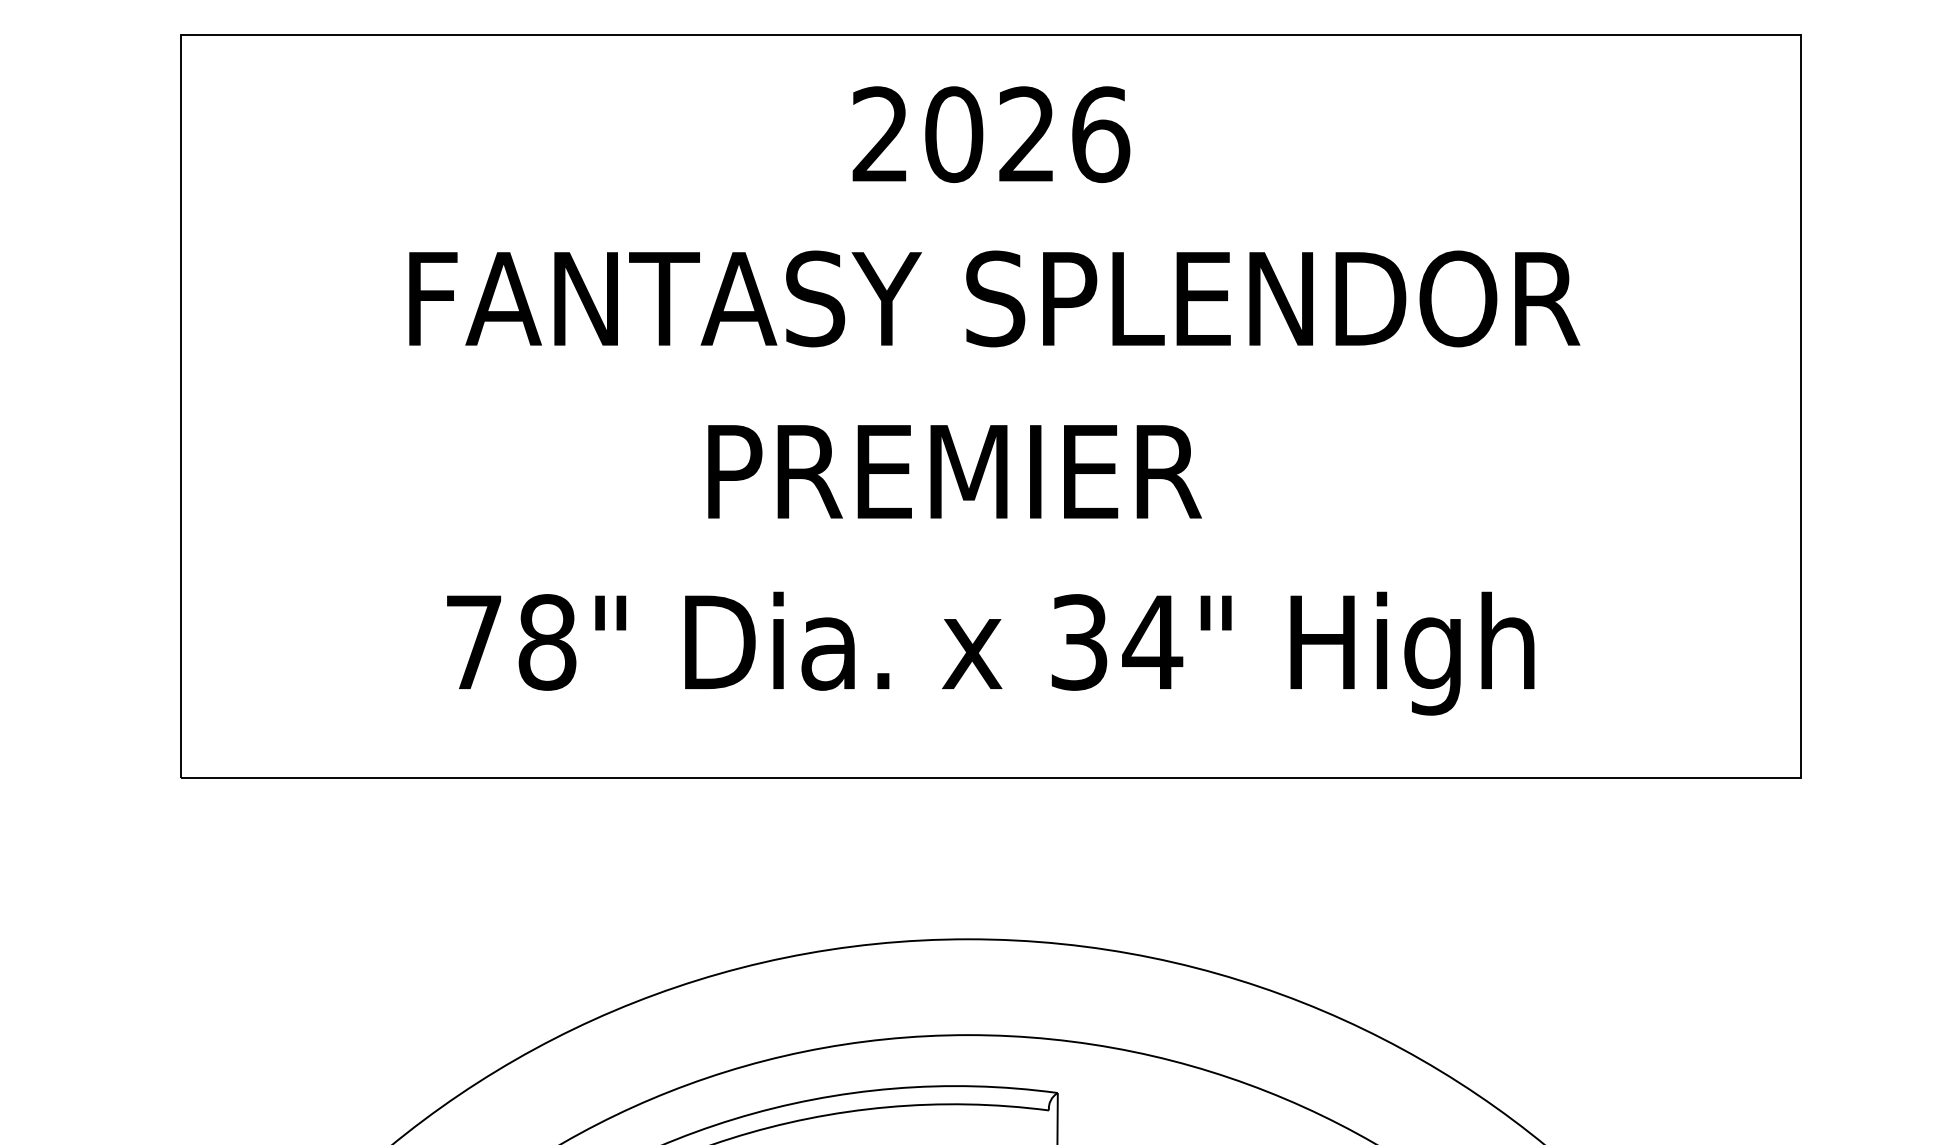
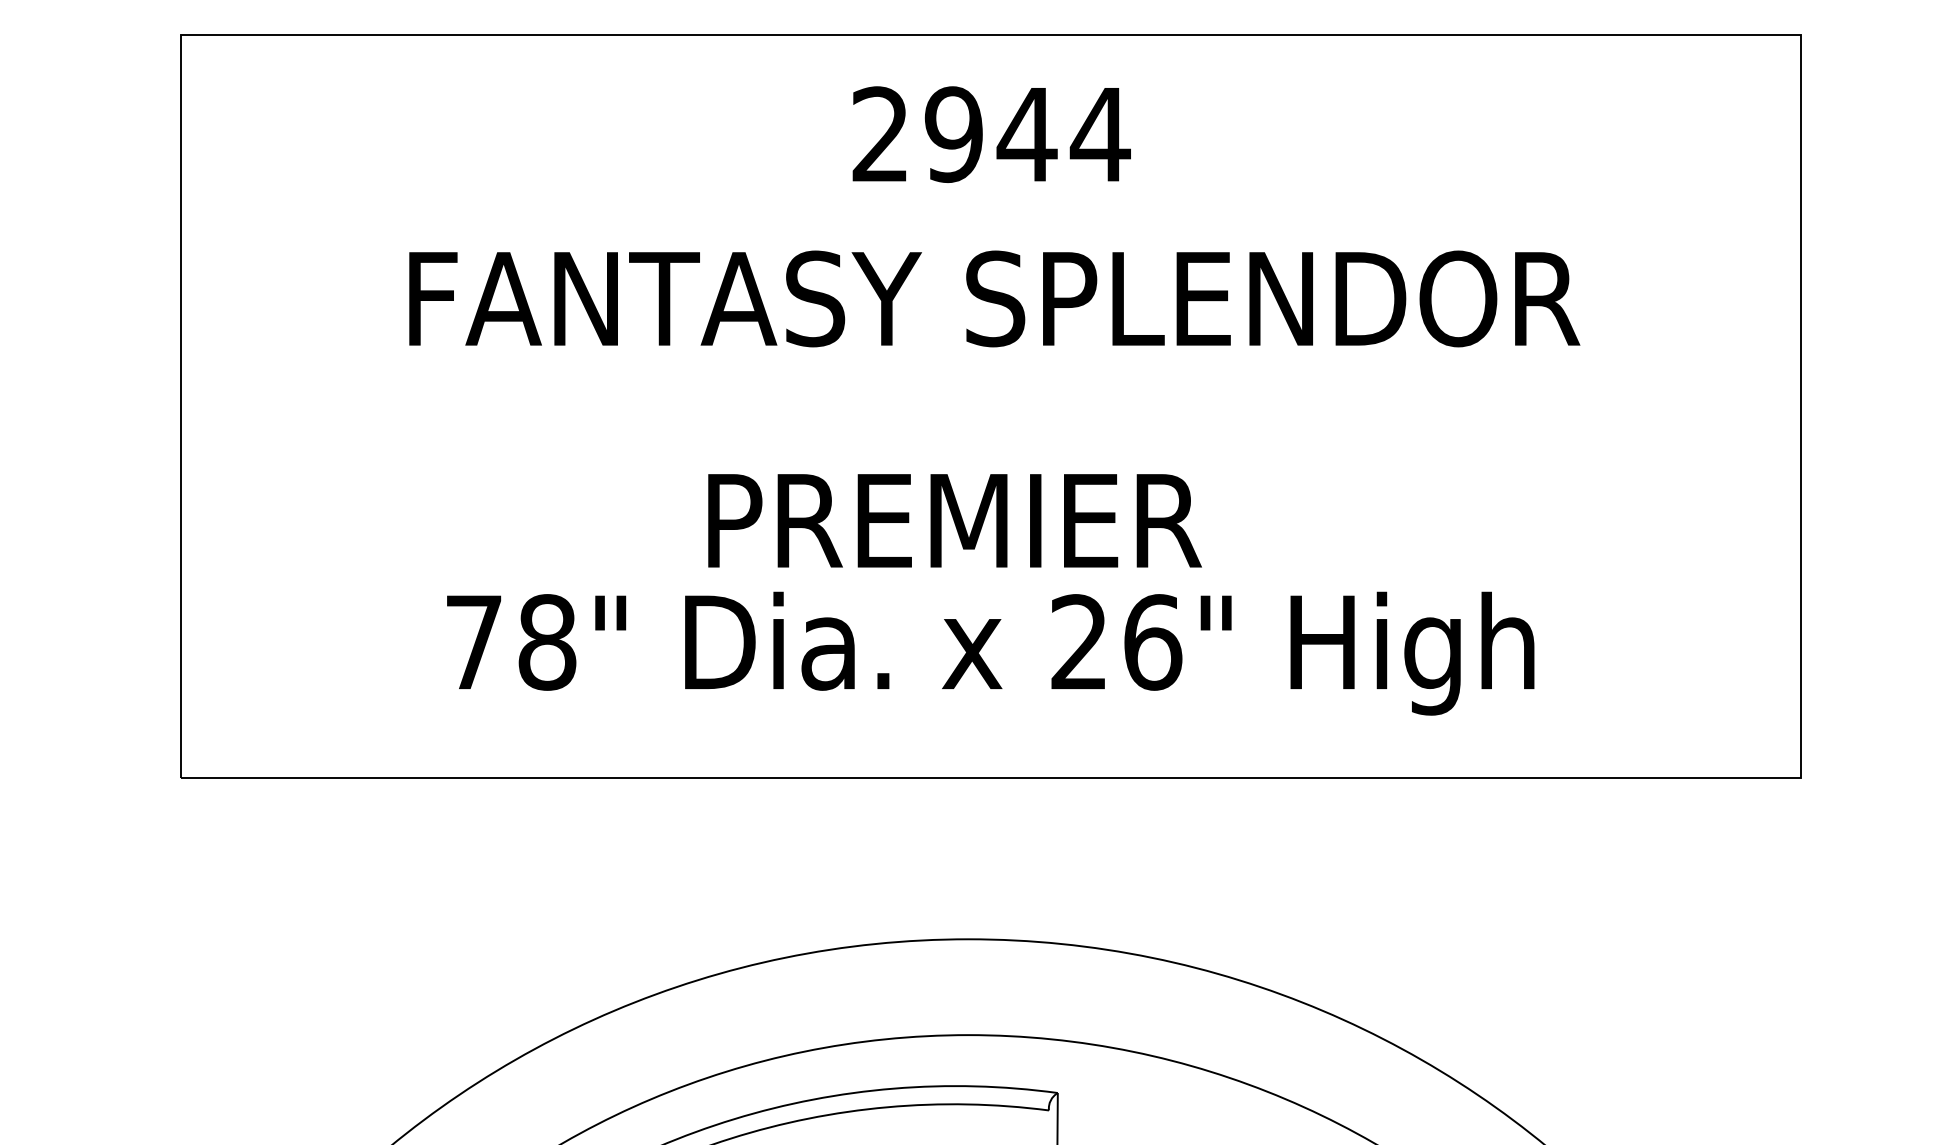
text: 2026 -> 2944 (1027, 134)
text position: (954, 471) -> (954, 520) (954, 520)
text: 34" -> 26" (1117, 642)
